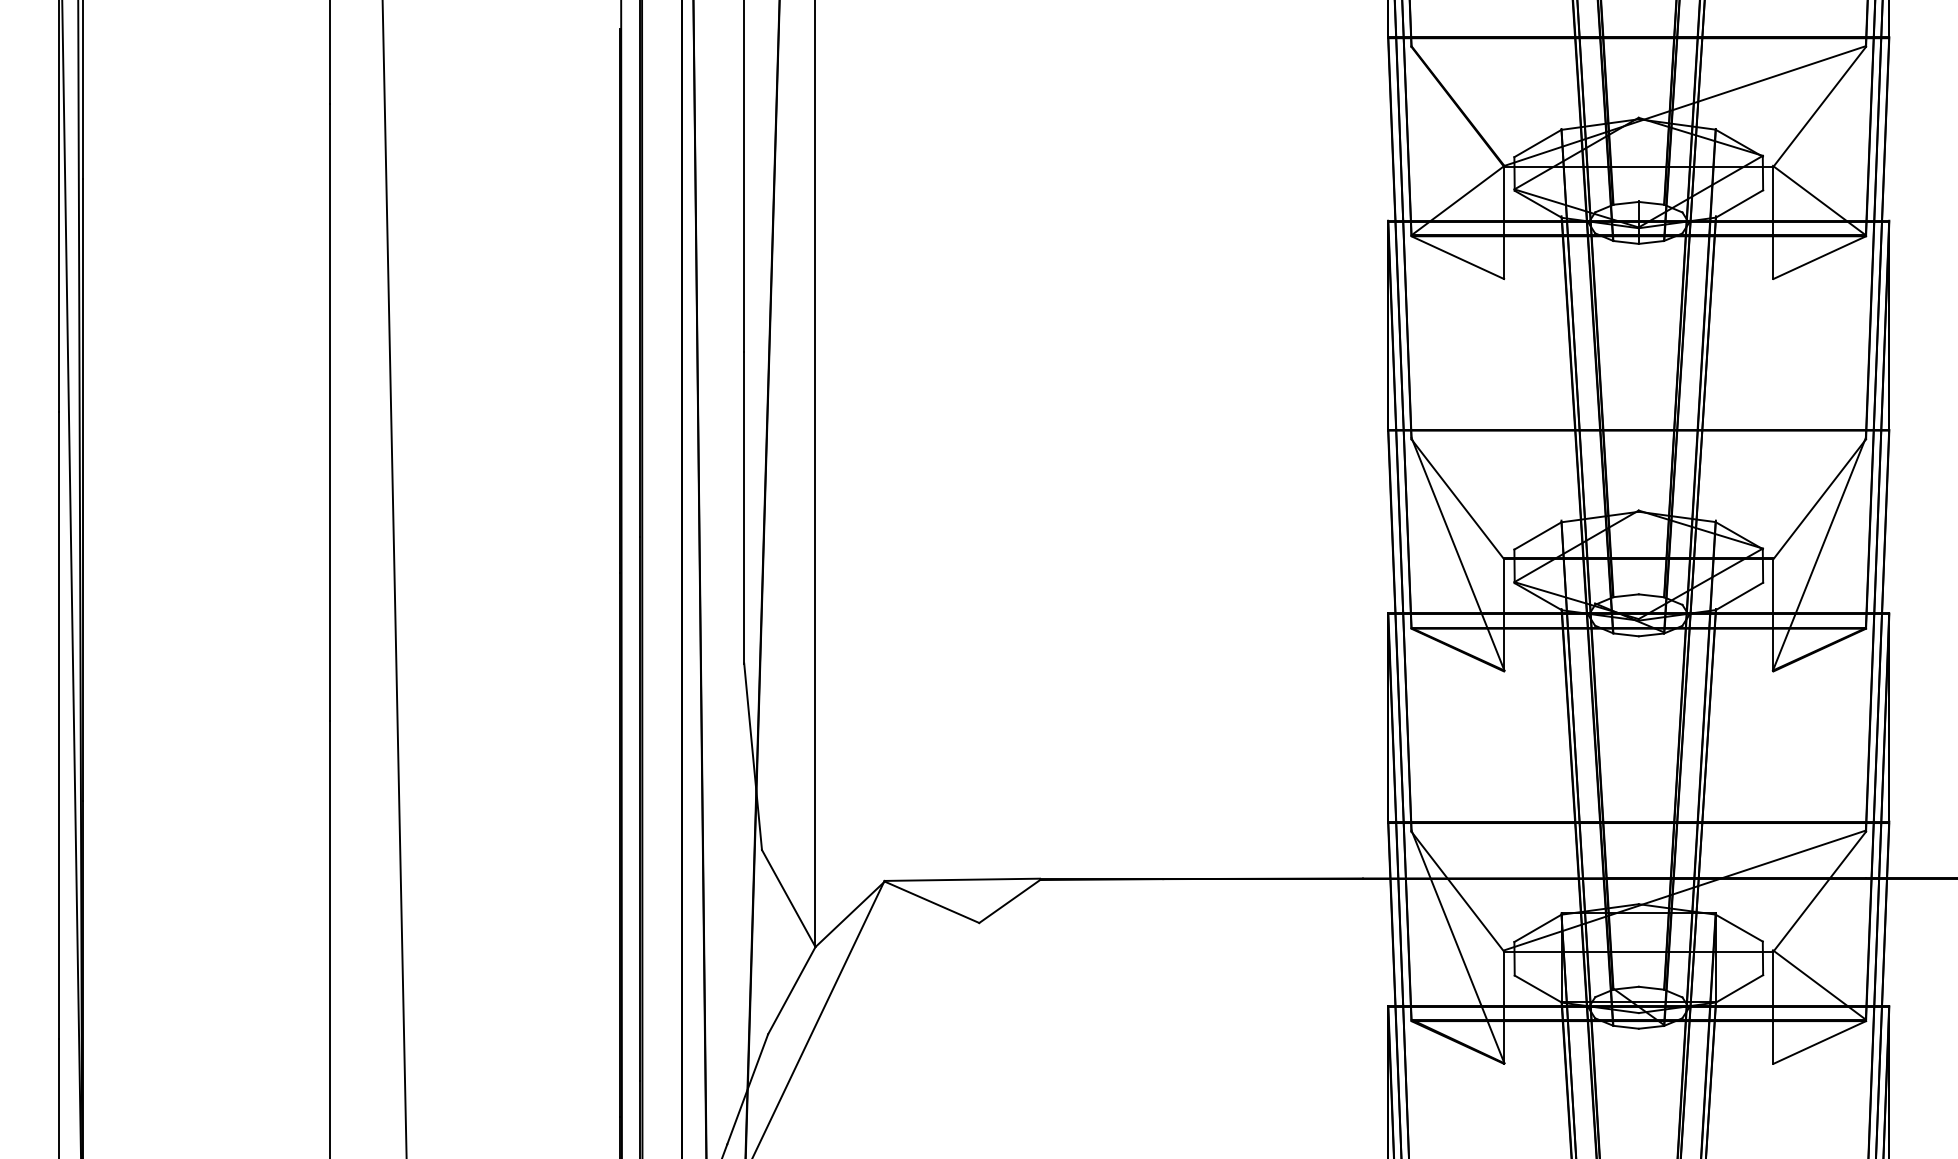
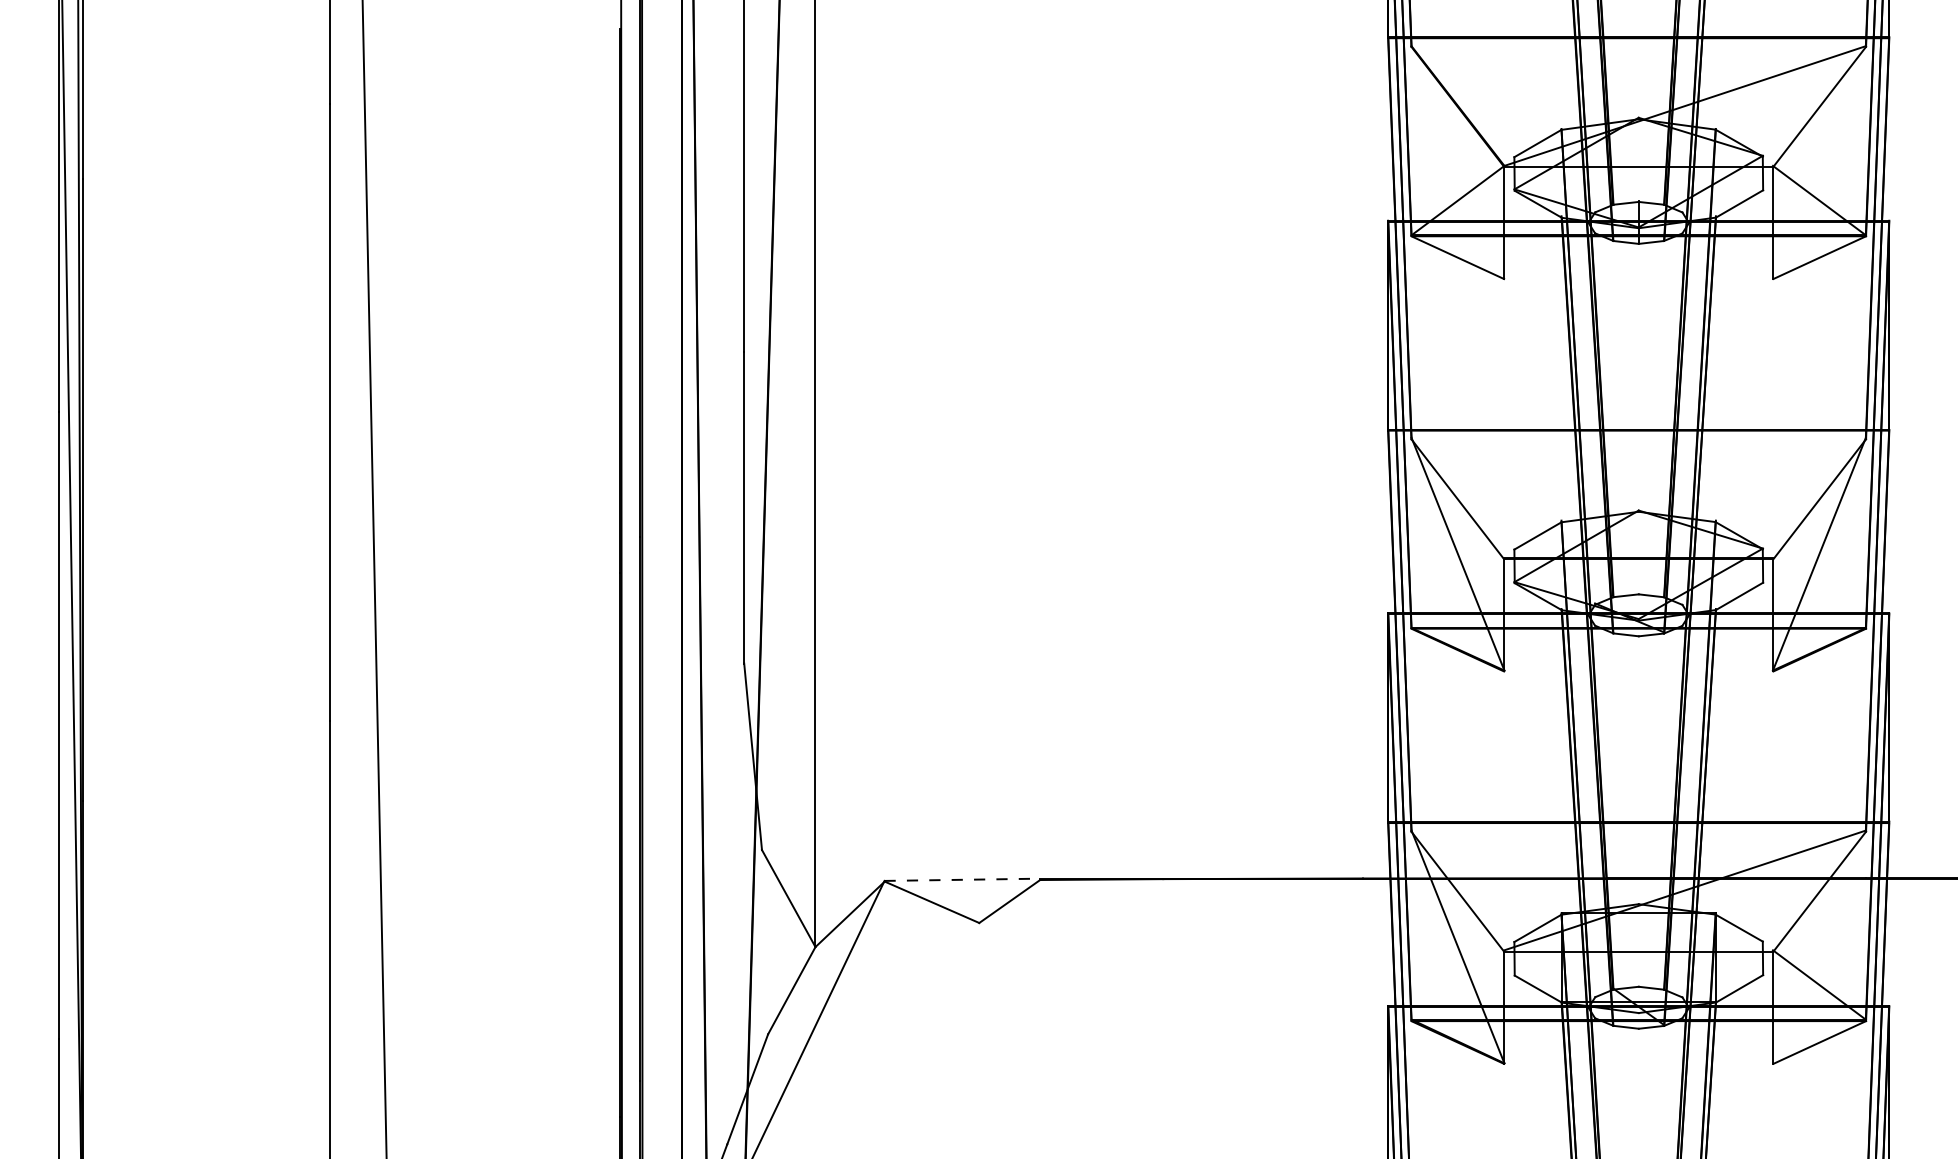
line position: (394, 578) -> (374, 578) (374, 578)
line: solid -> dashed (962, 879)
